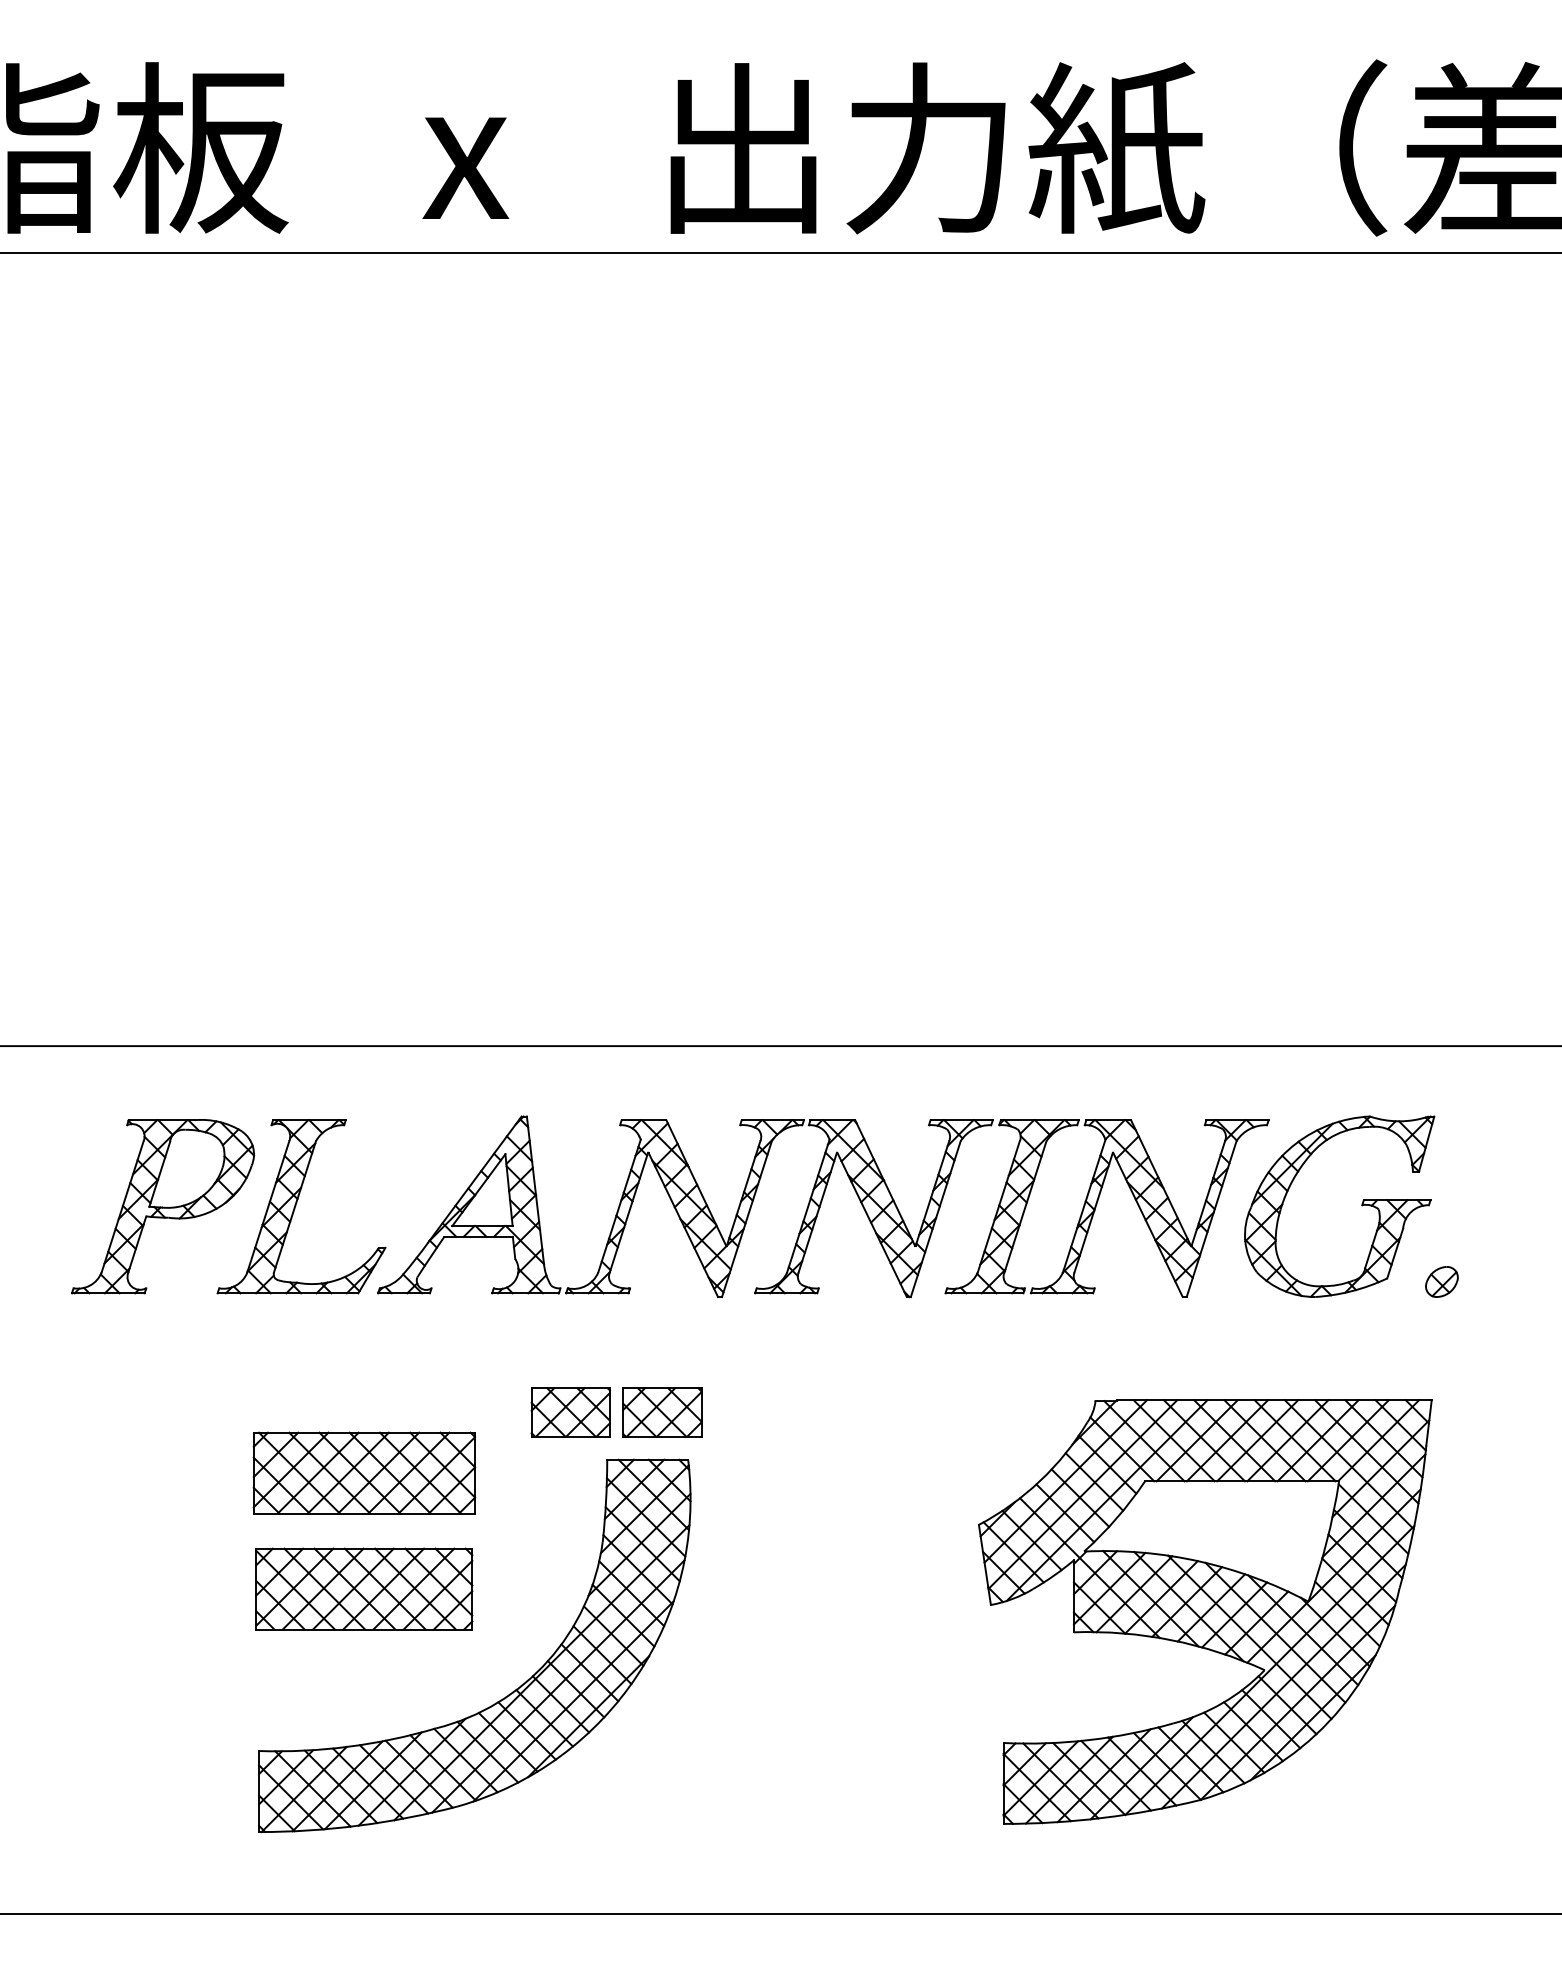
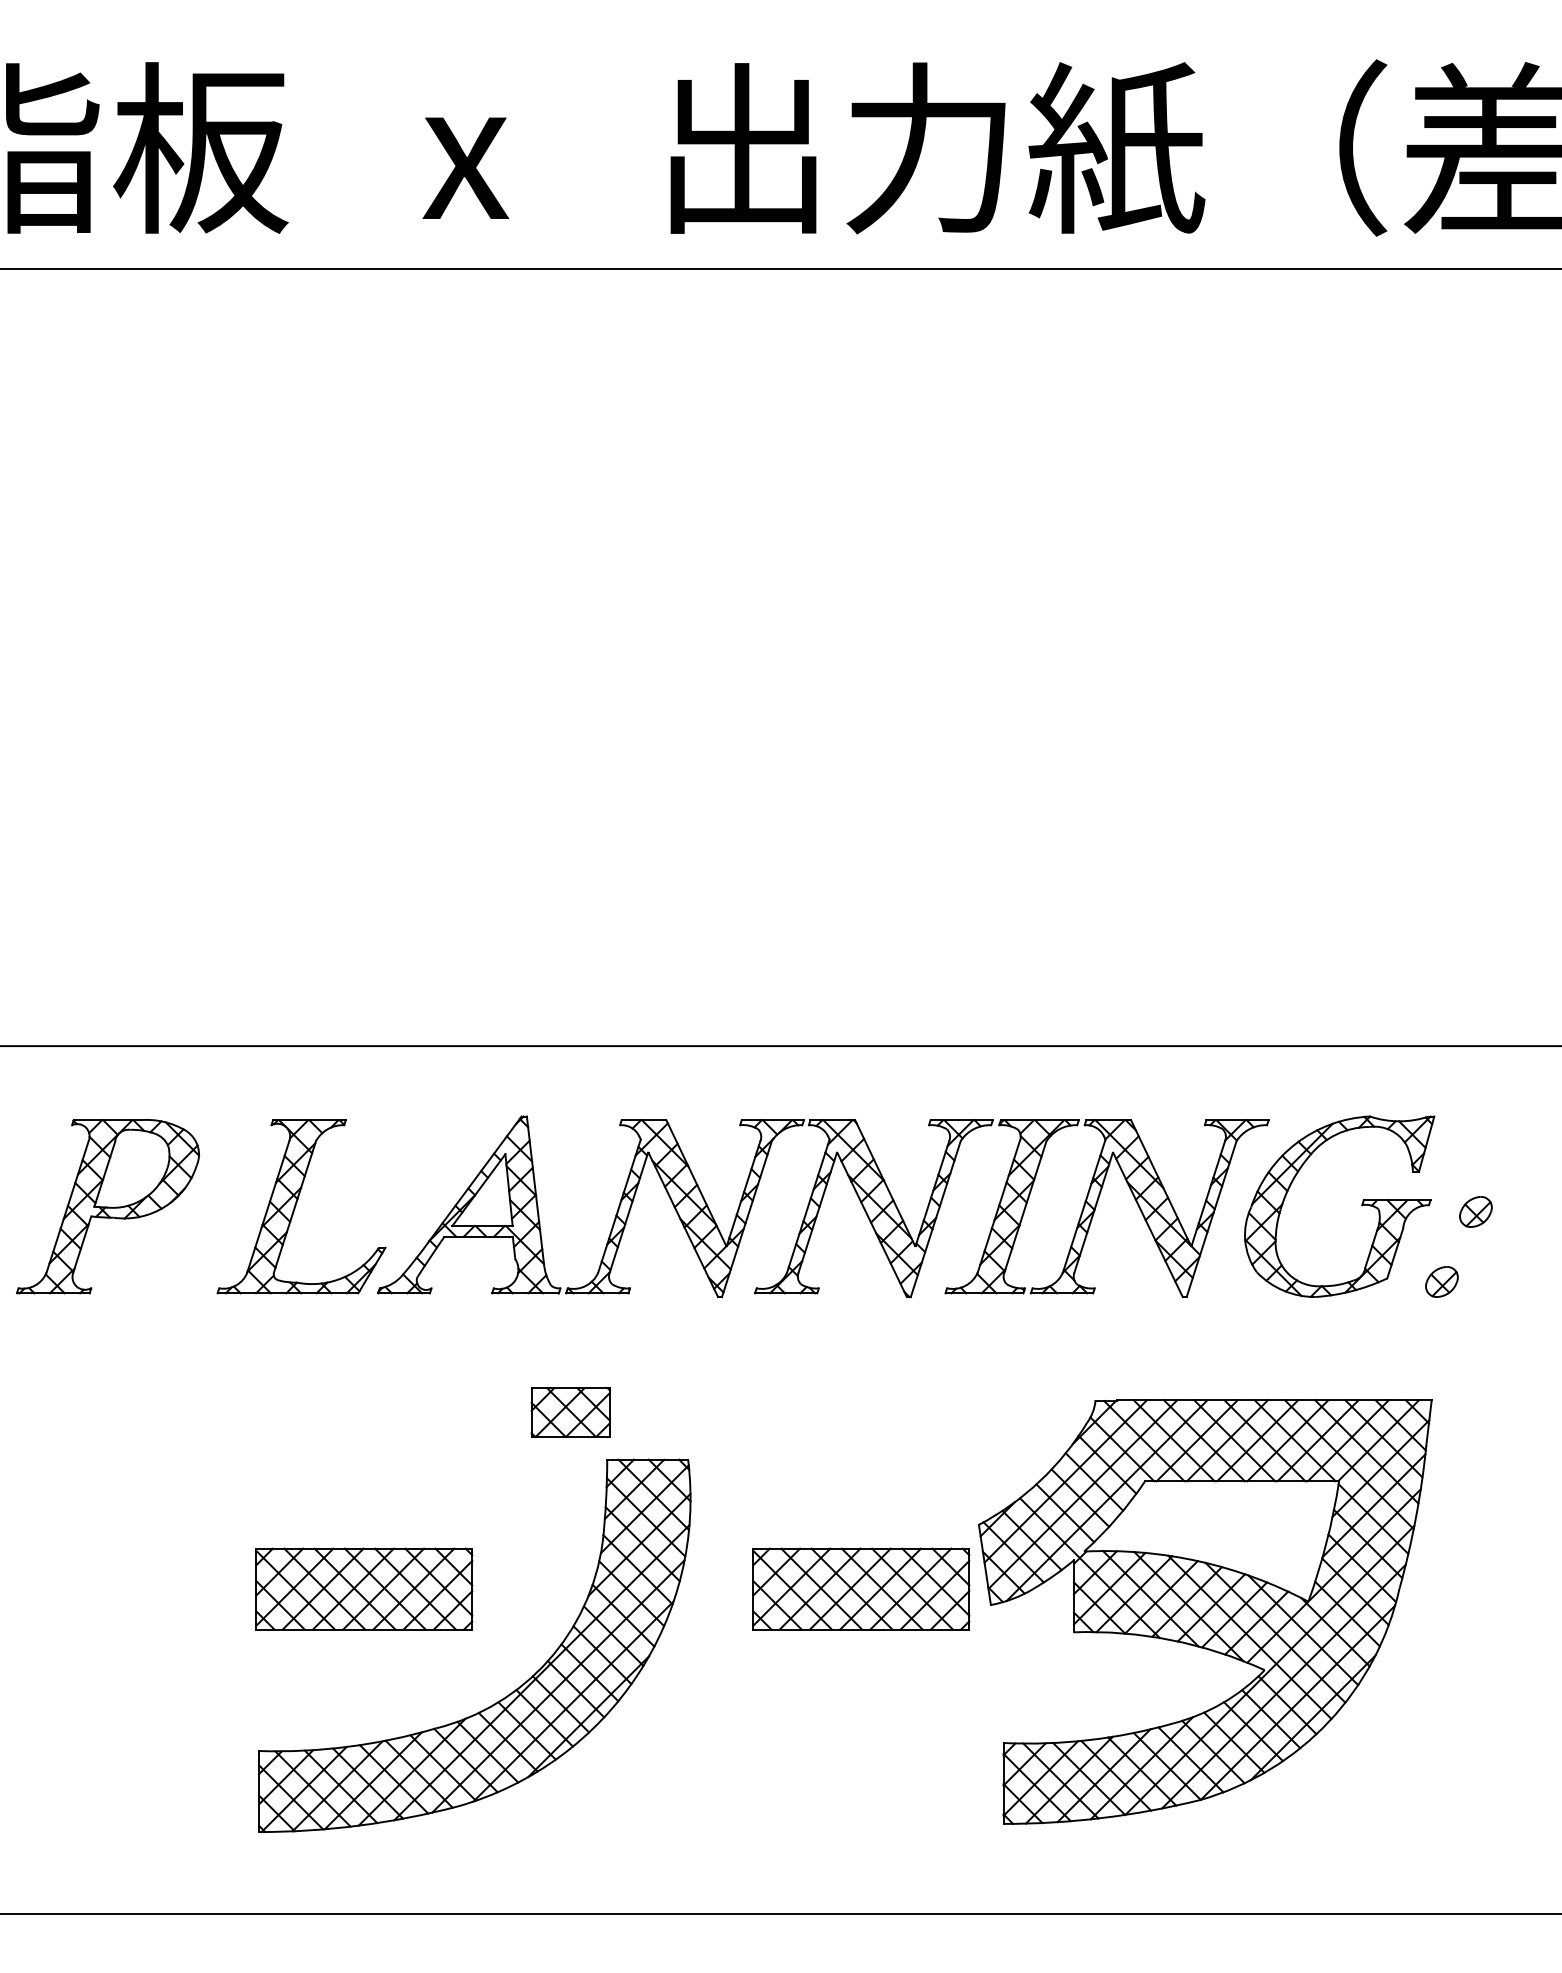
line position: (780, 253) -> (780, 269) (780, 269)
part position: (163, 1206) -> (108, 1206) (108, 1206)
part: none -> present (1475, 1211)
part: present -> none (662, 1412)
part: present -> none (364, 1472)
part: none -> present (861, 1588)
